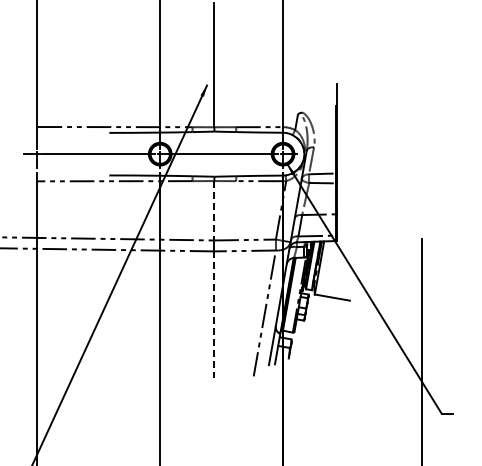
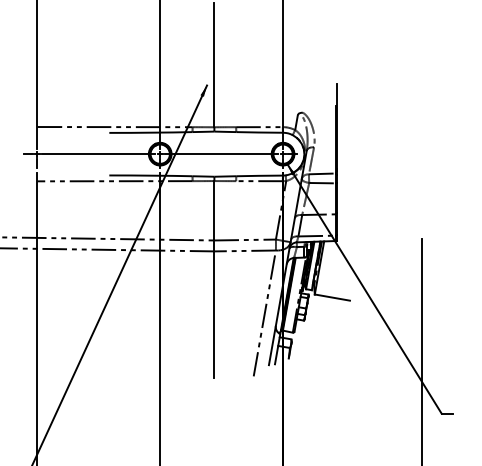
line: dashed -> solid (214, 210)
line: dashed -> solid (214, 315)
